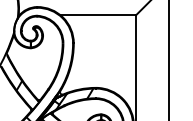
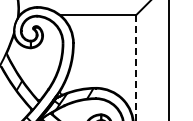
line: solid -> dashed (135, 68)
